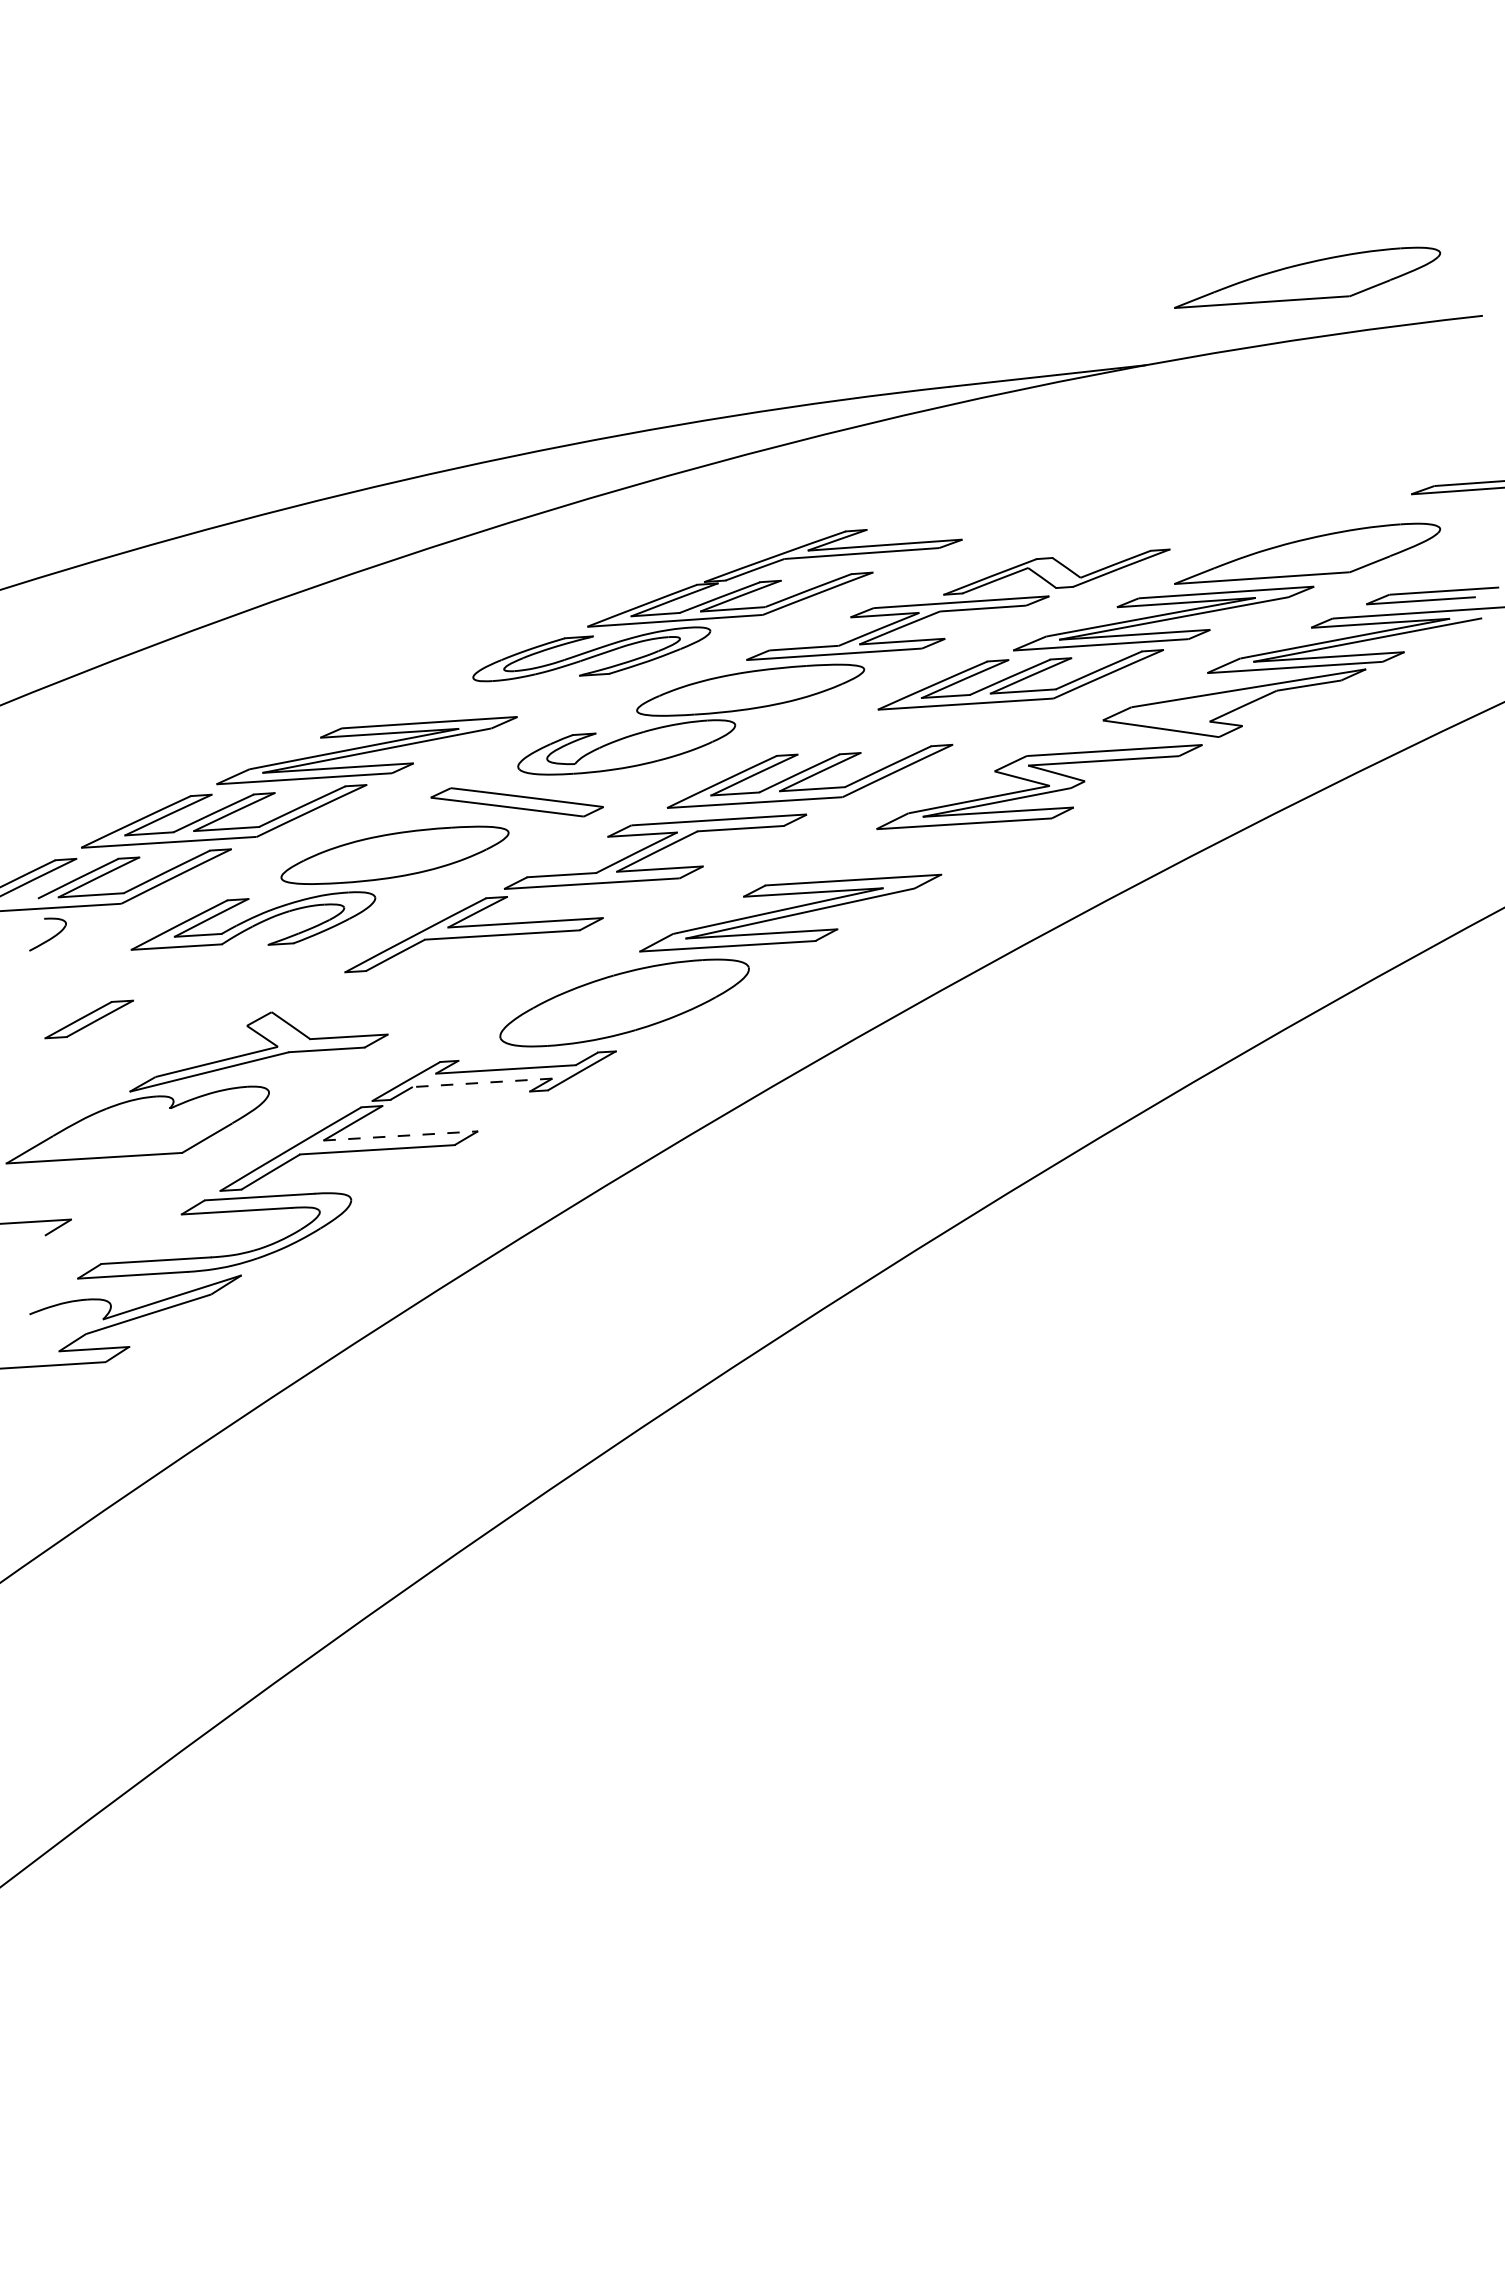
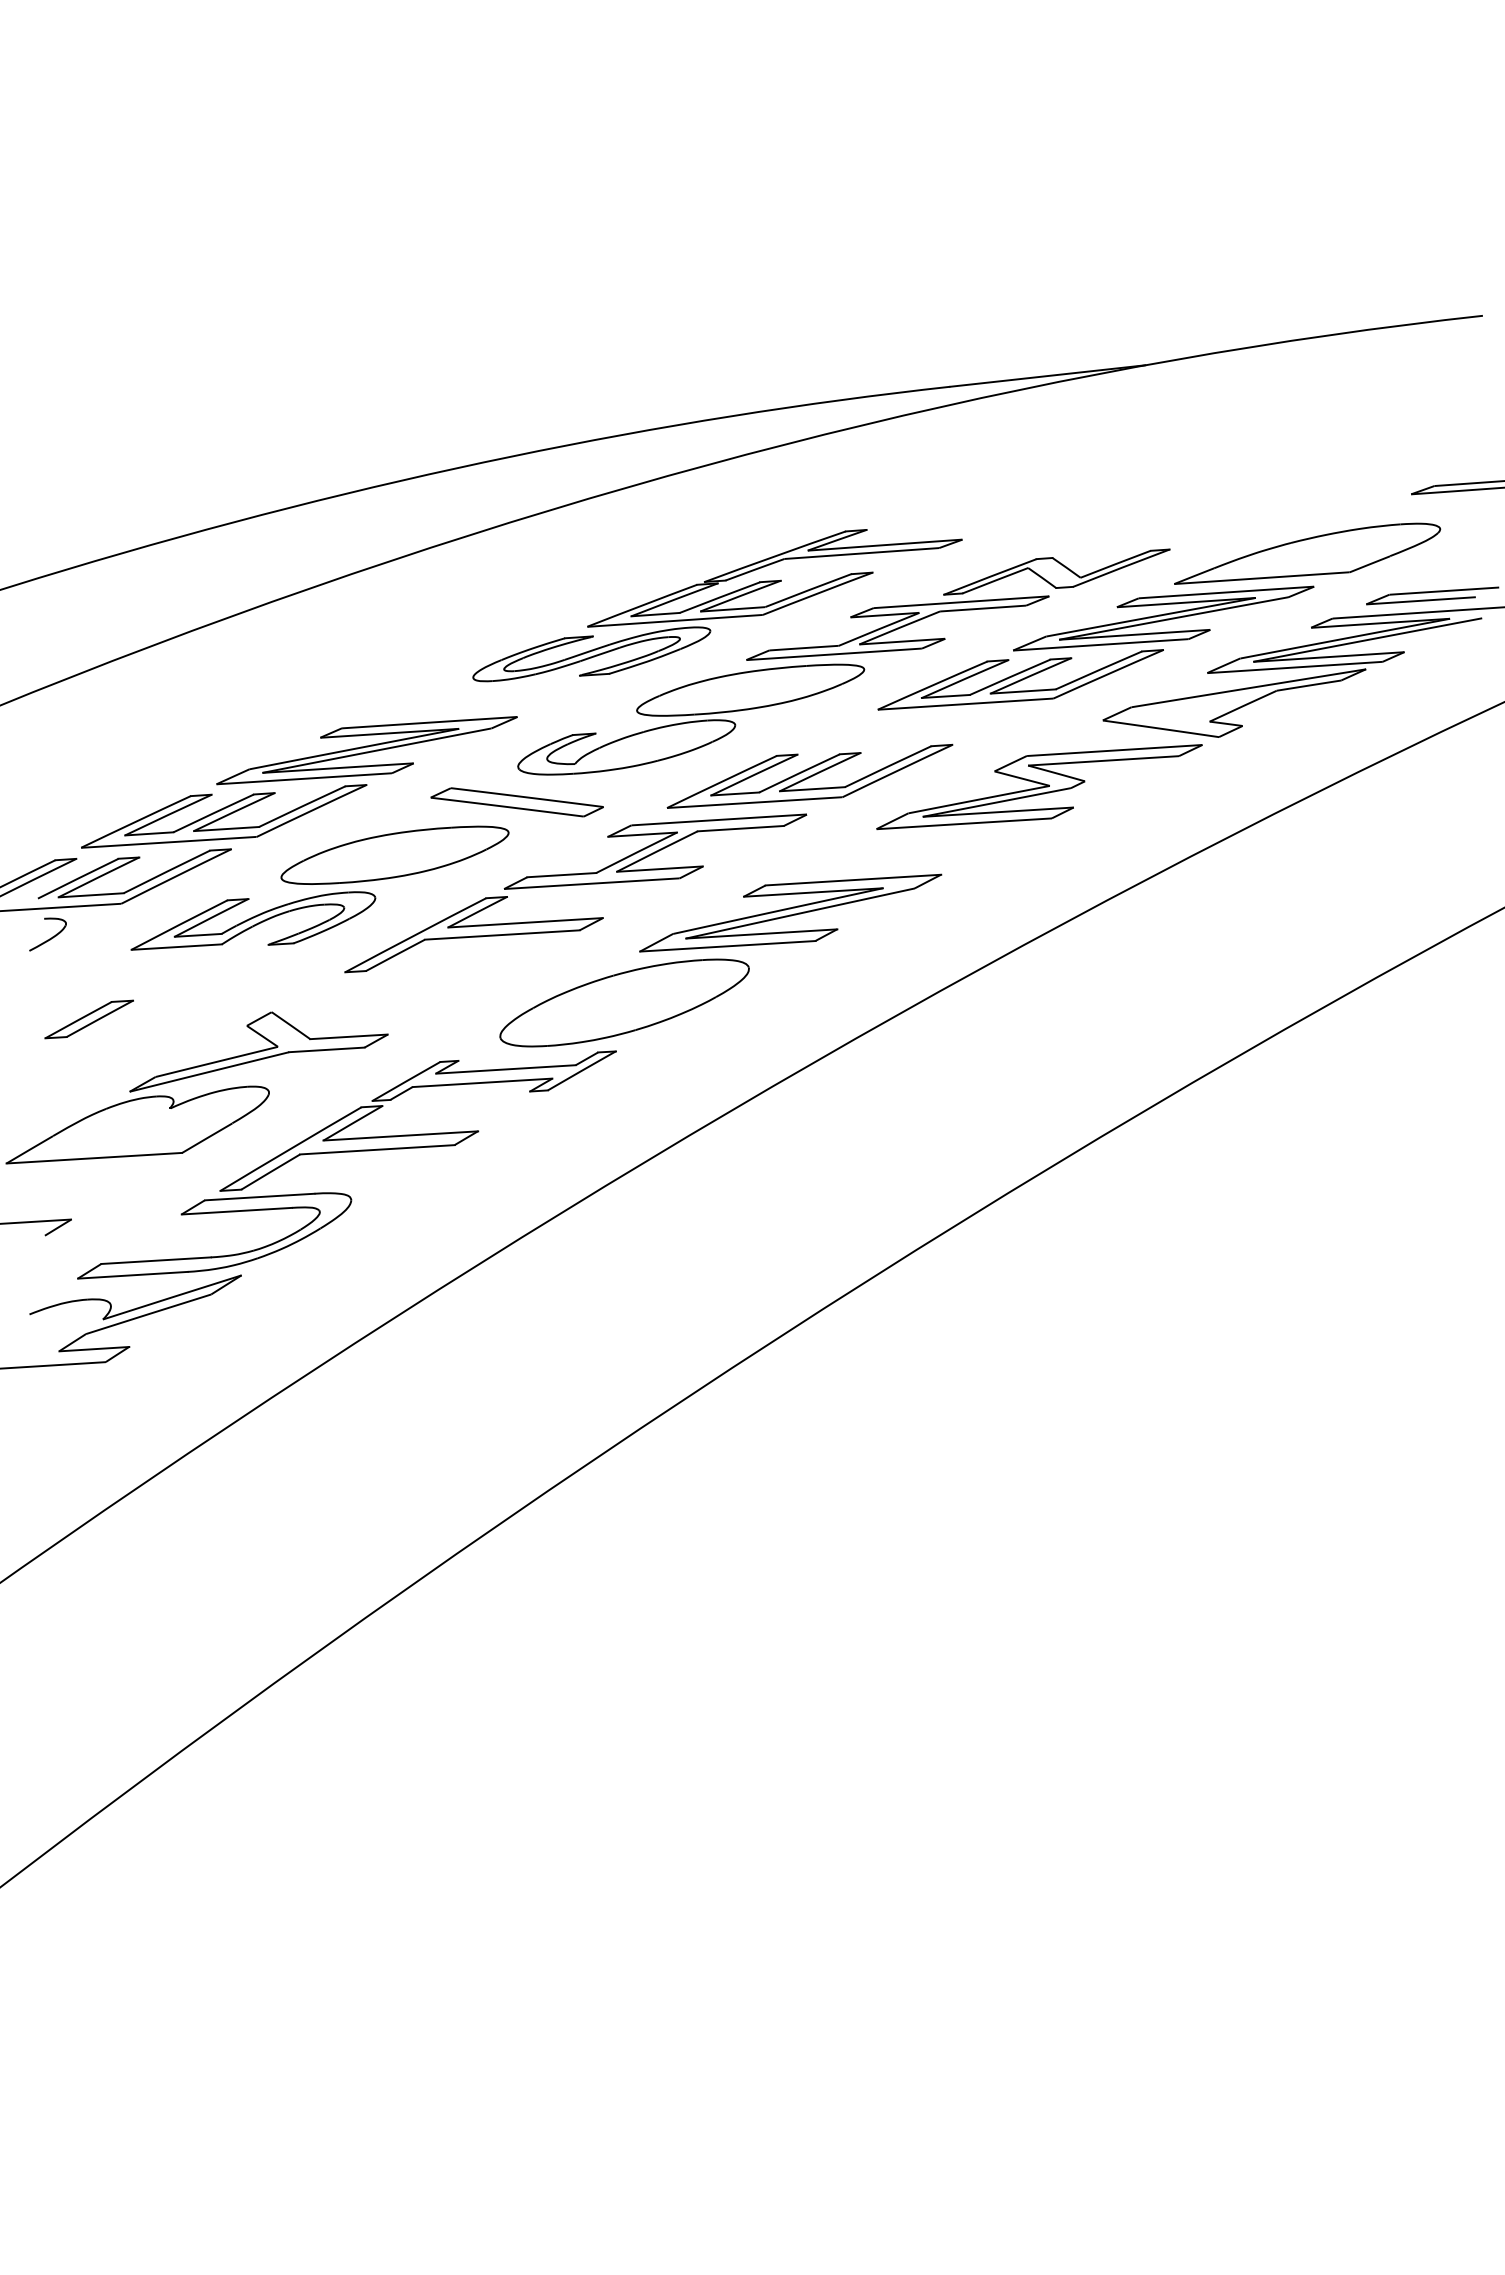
part: present -> none (1307, 277)
line: dashed -> solid (482, 1082)
line: dashed -> solid (401, 1135)
